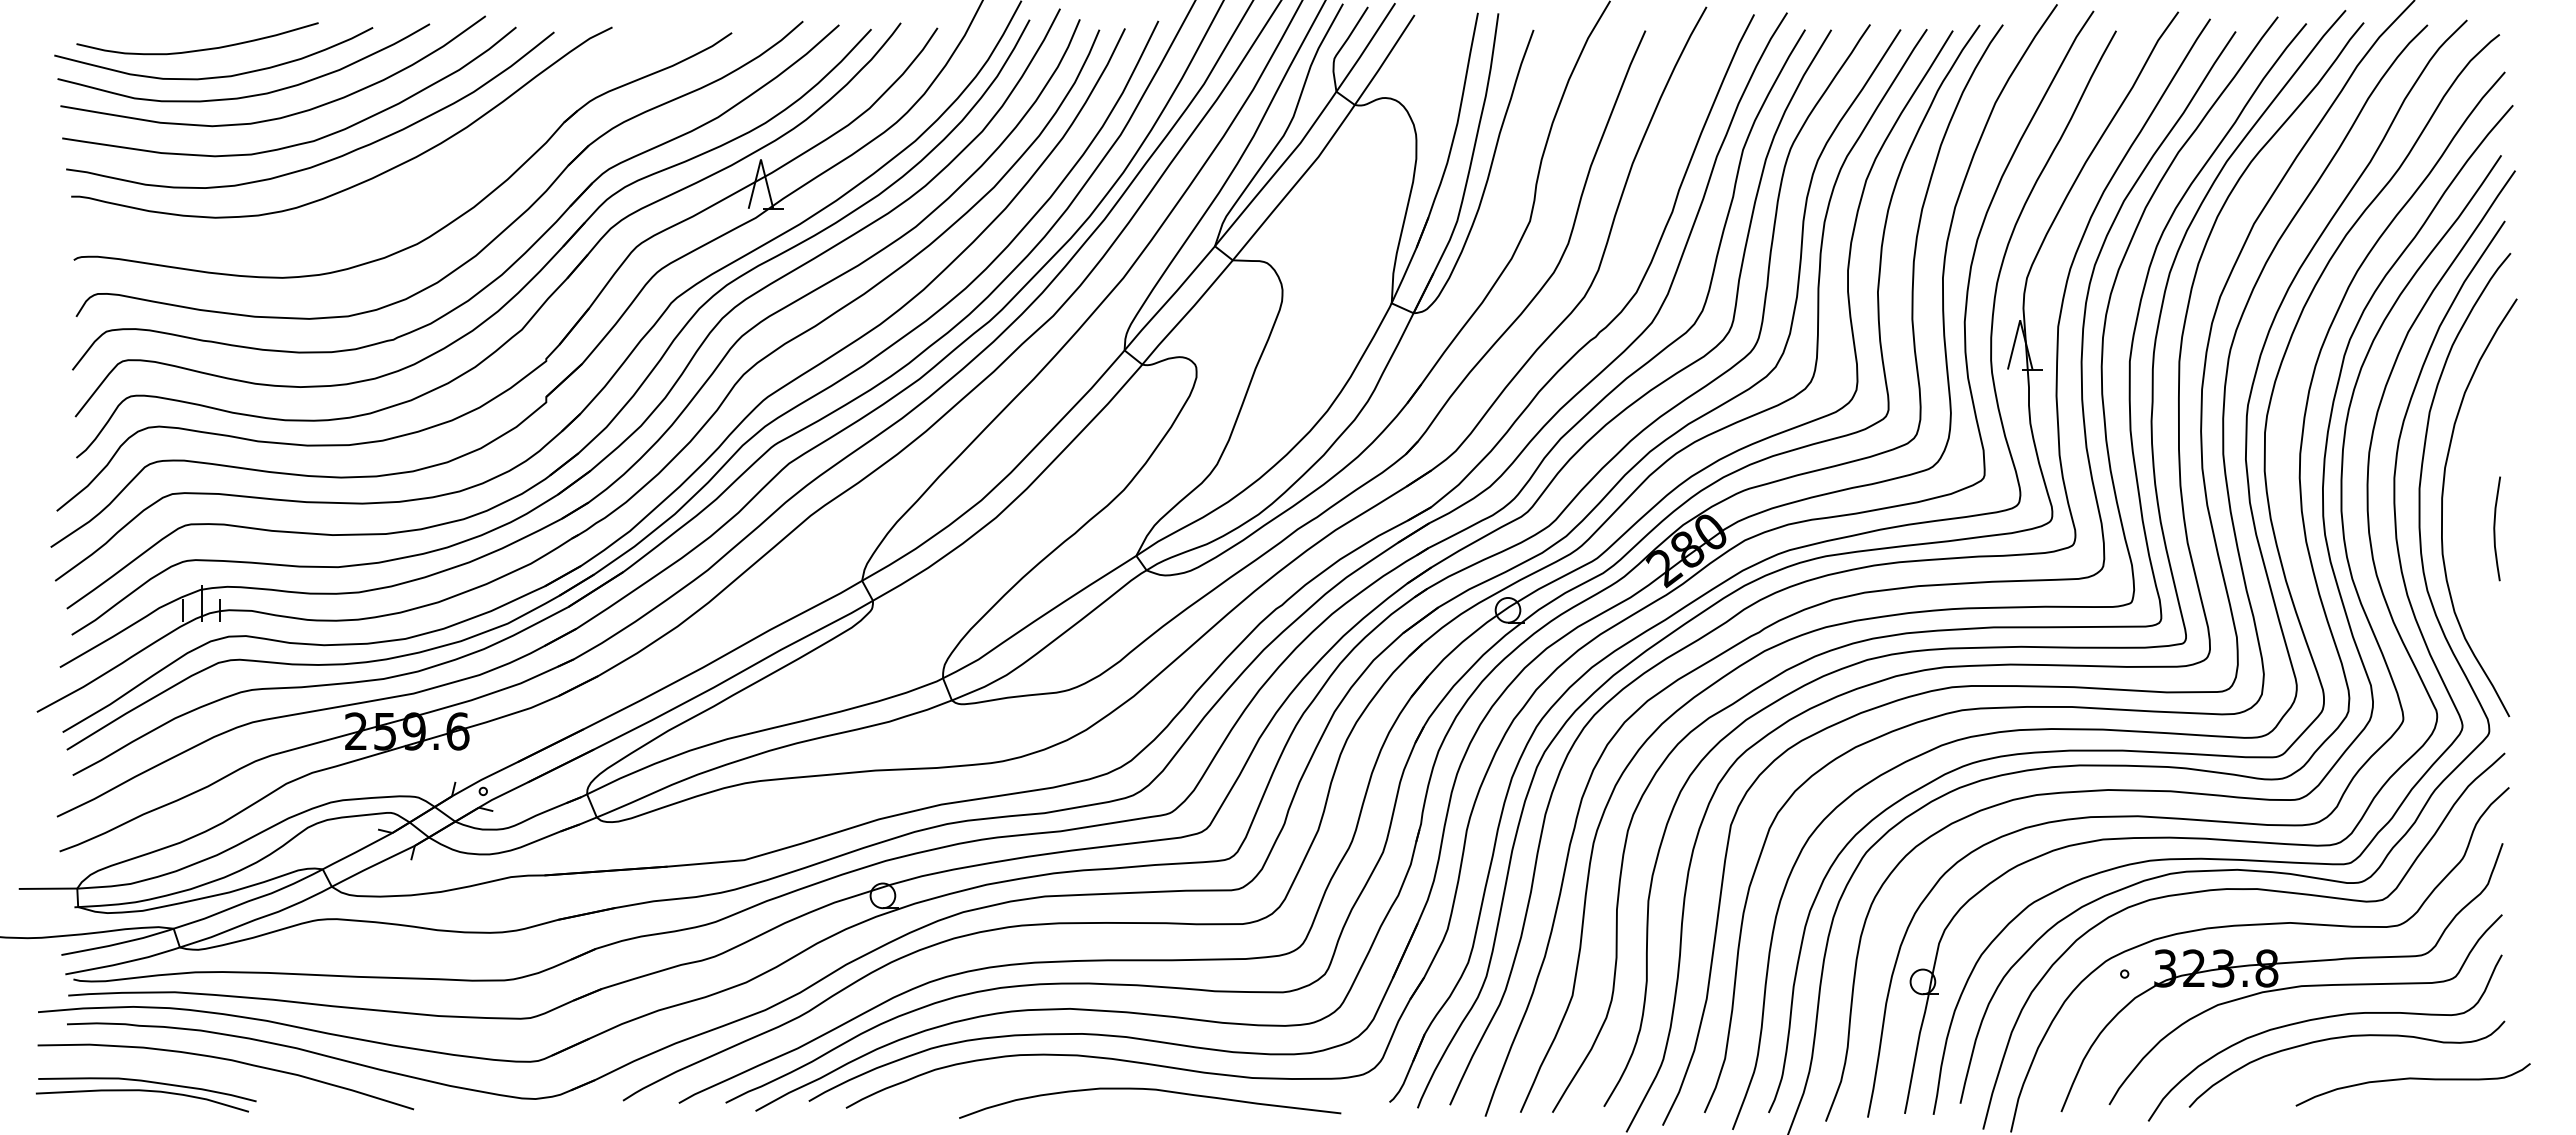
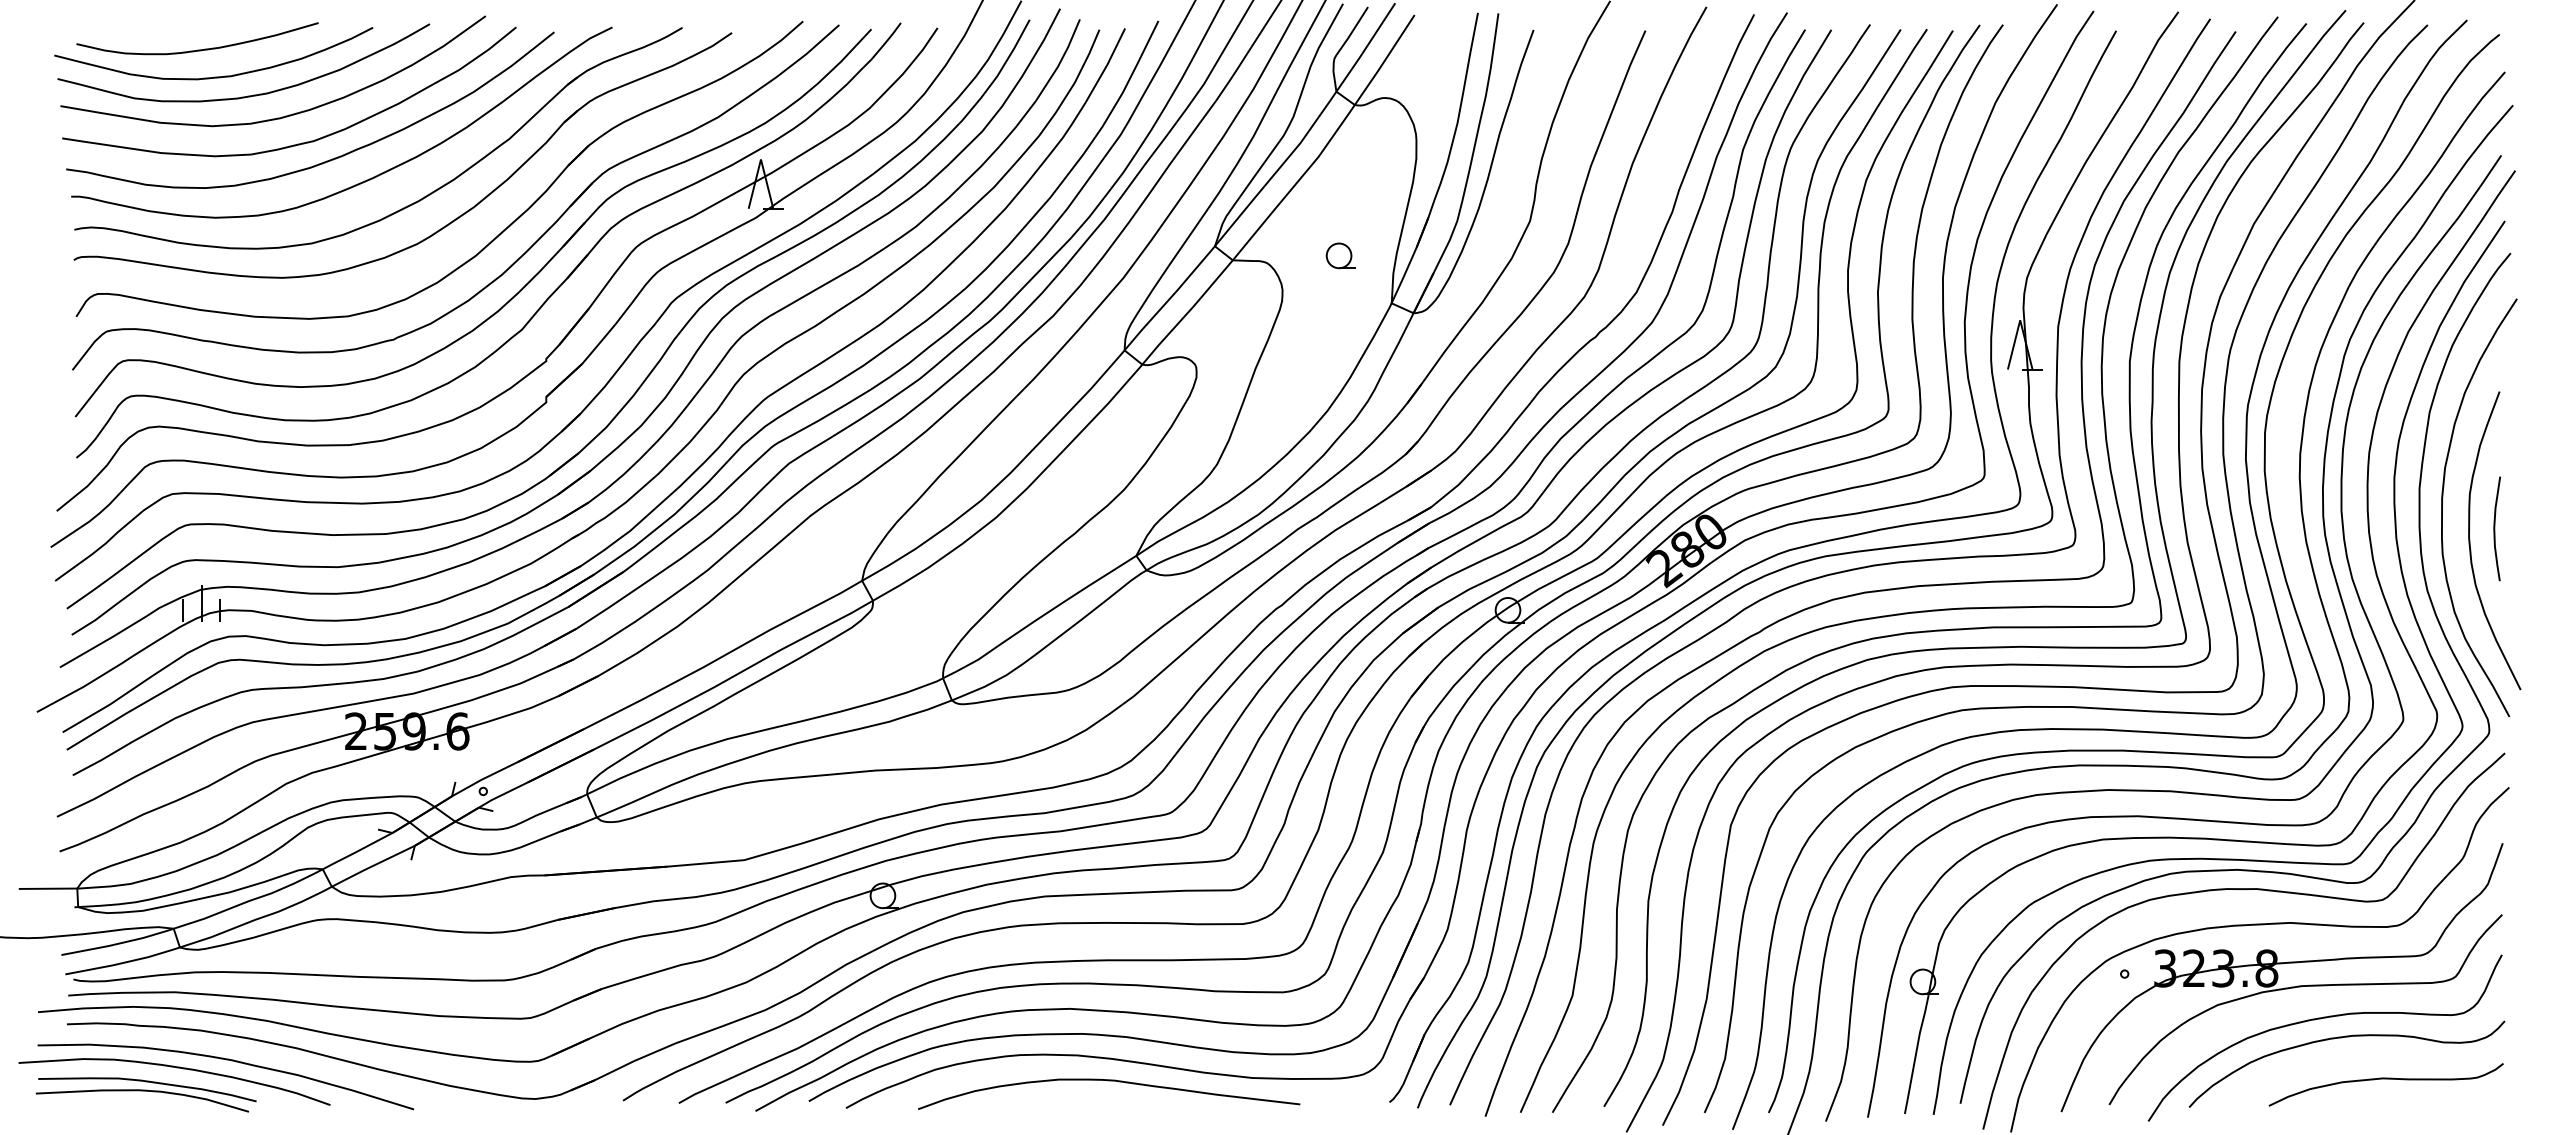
part: none -> present (411, 203)
part: none -> present (1340, 255)
curve: none -> present (2470, 540)
curve: none -> present (176, 1068)
curve position: (2412, 1079) -> (2385, 1079) (2385, 1079)
curve position: (1150, 1090) -> (1109, 1081) (1109, 1081)
